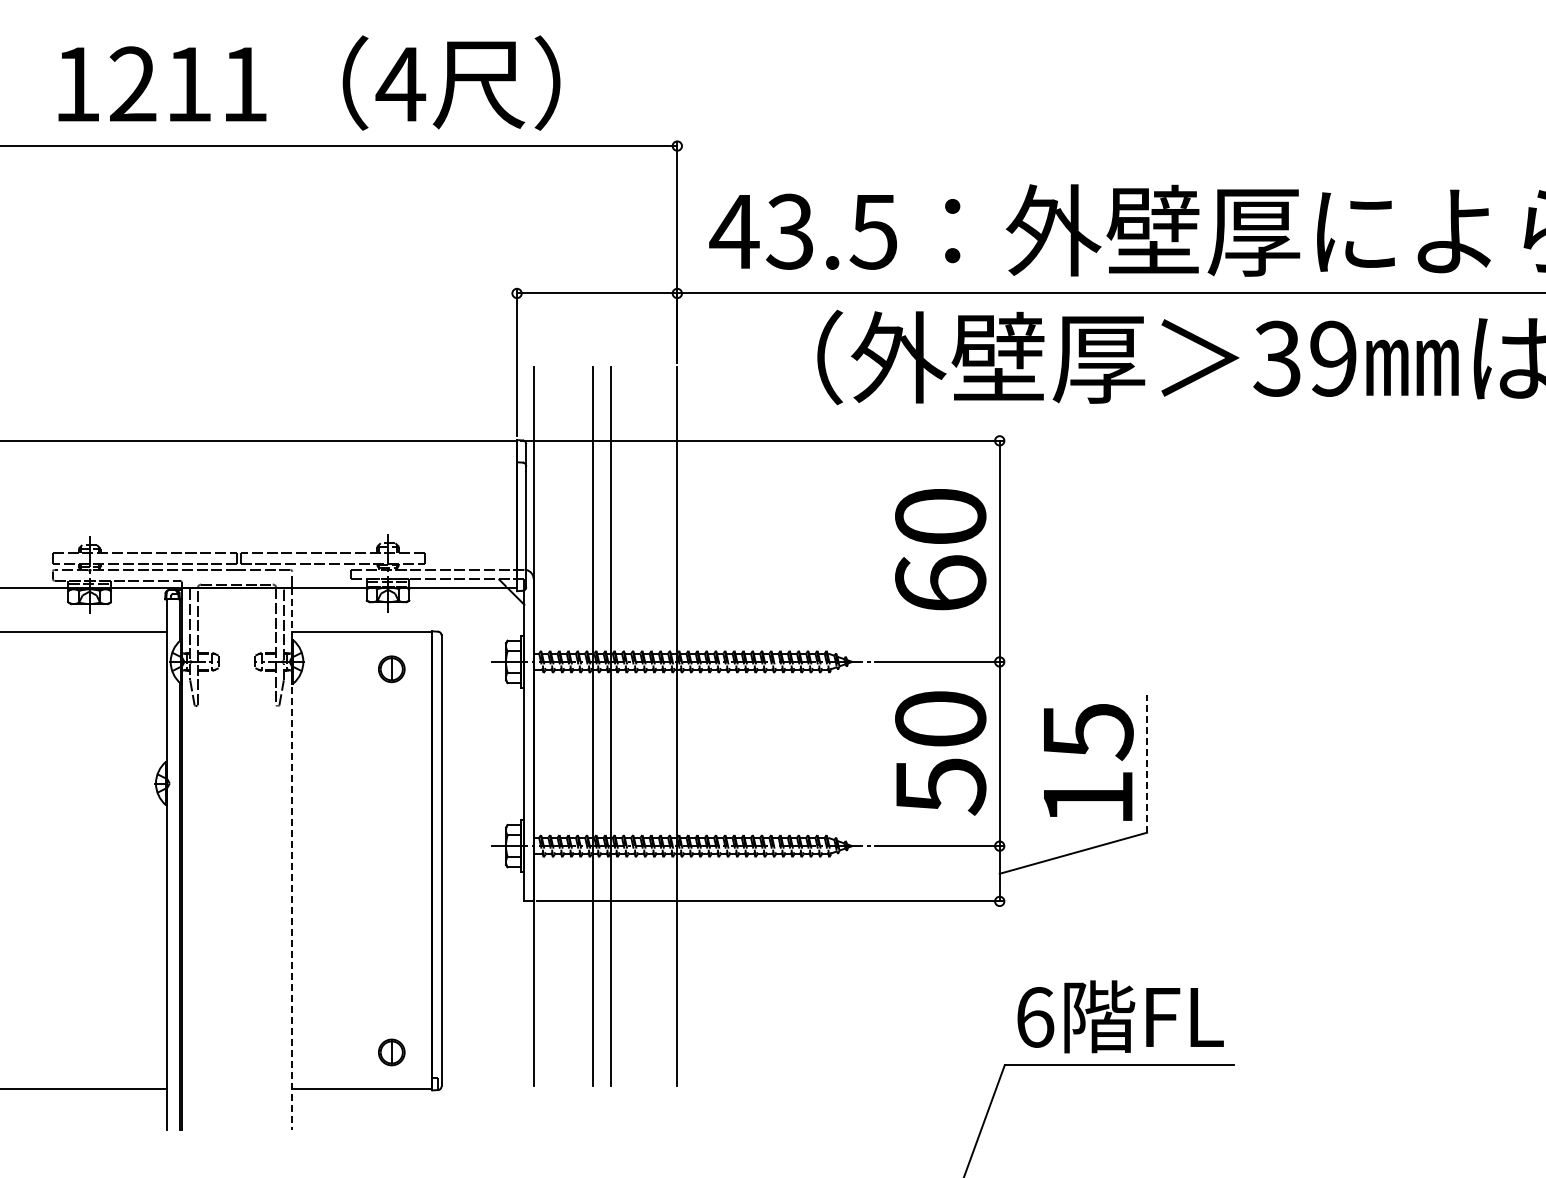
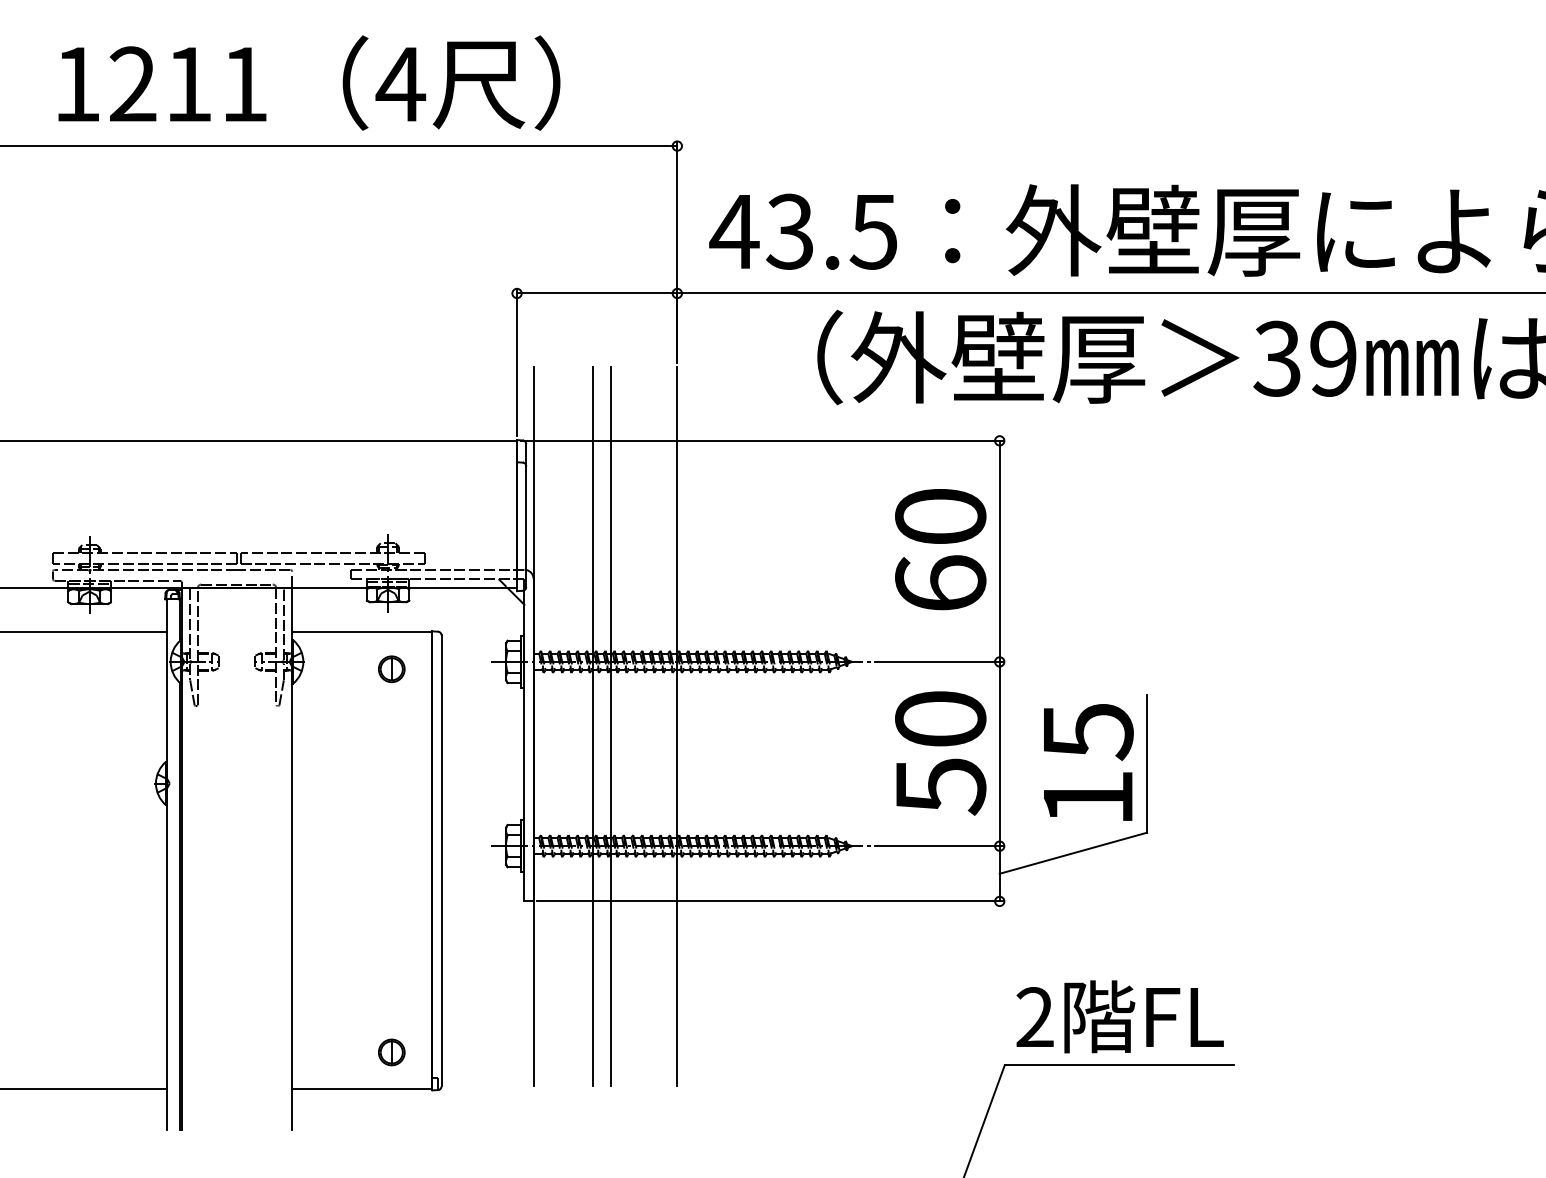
line: dashed -> solid (1147, 763)
line: dashed -> solid (292, 859)
text: 6 -> 2 (1035, 1017)
